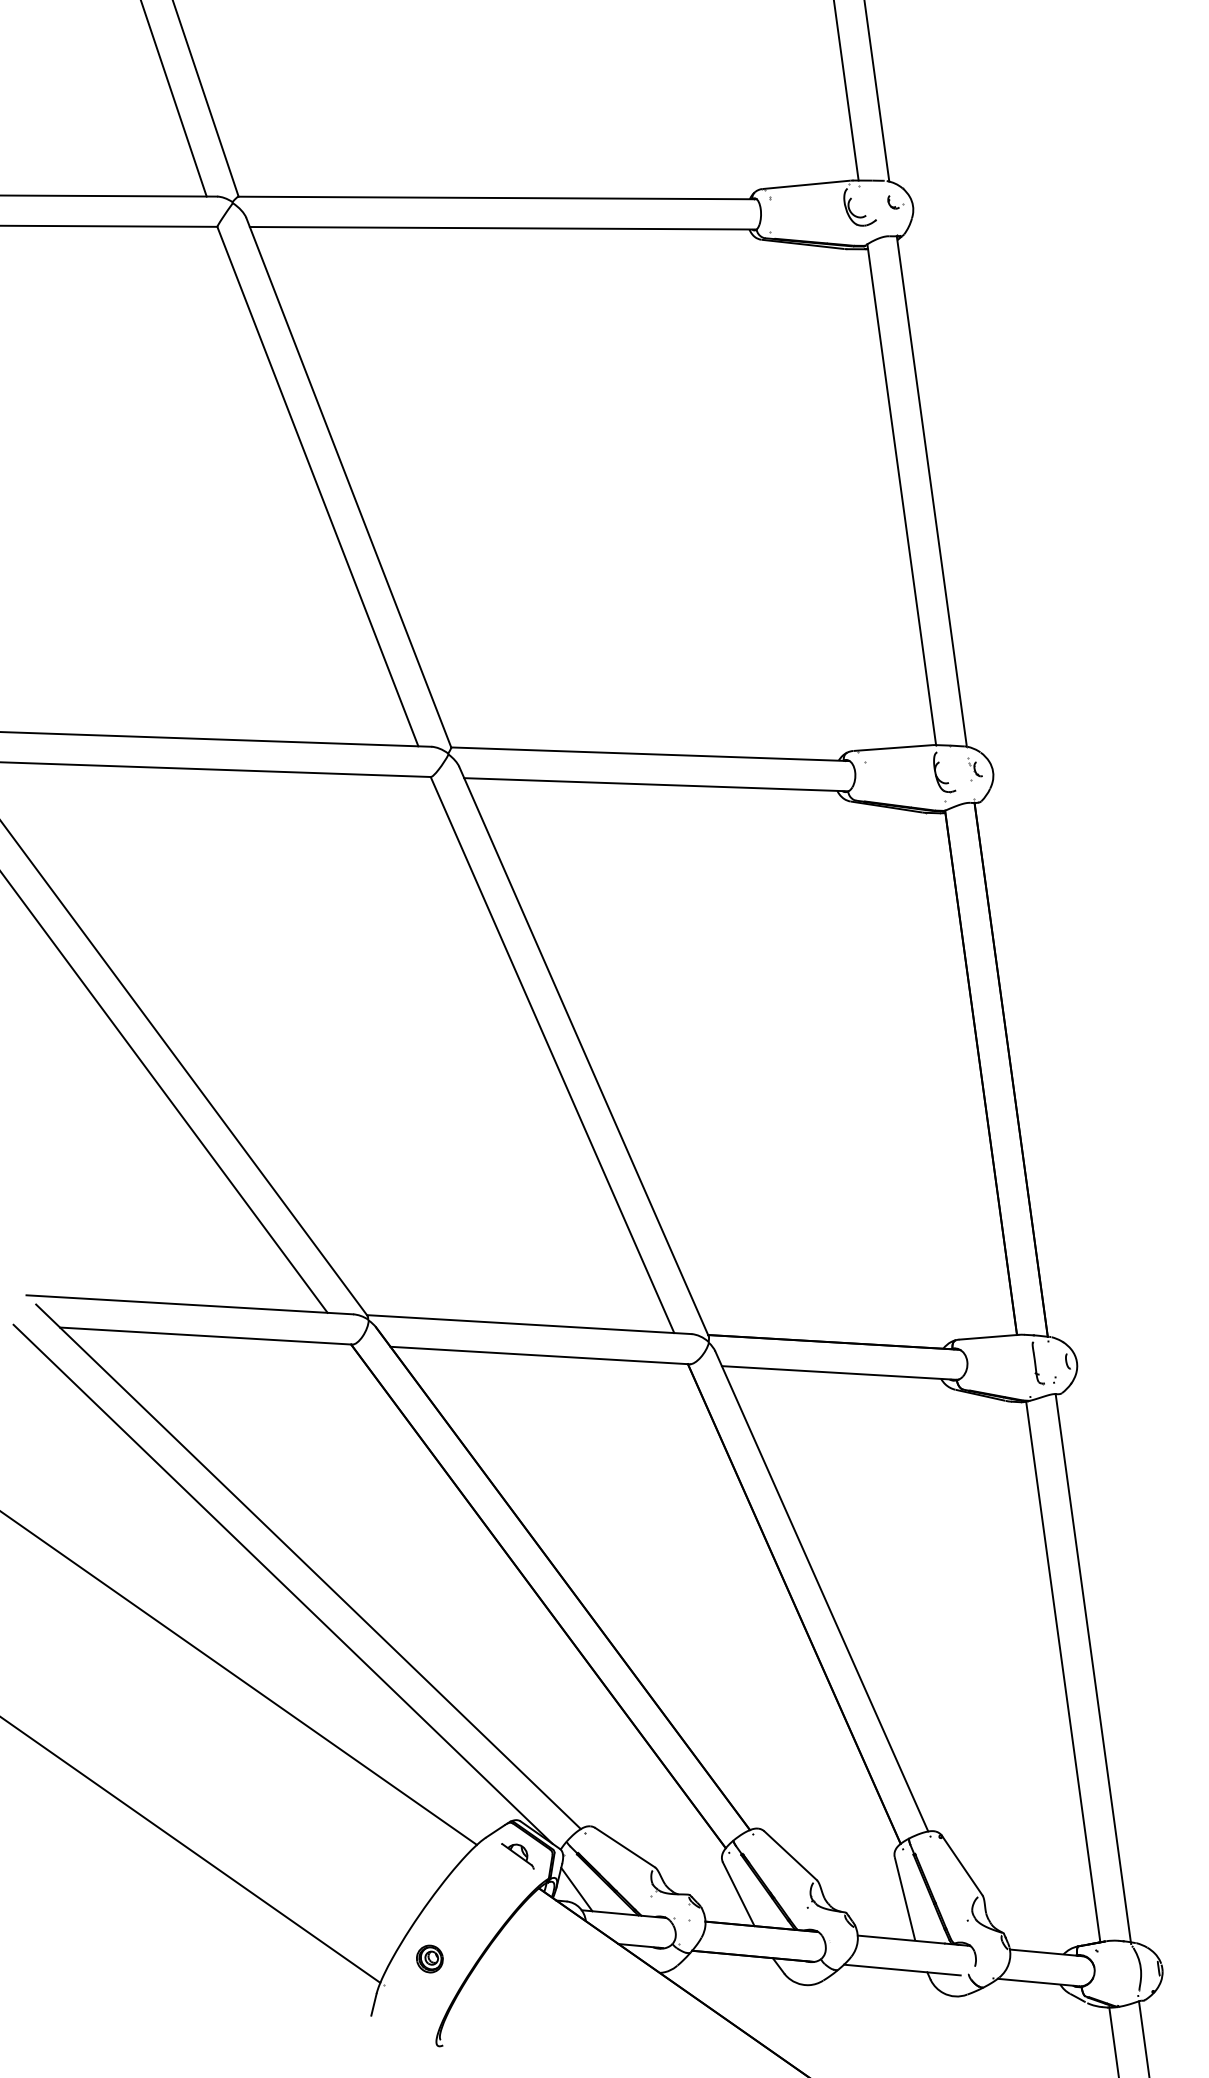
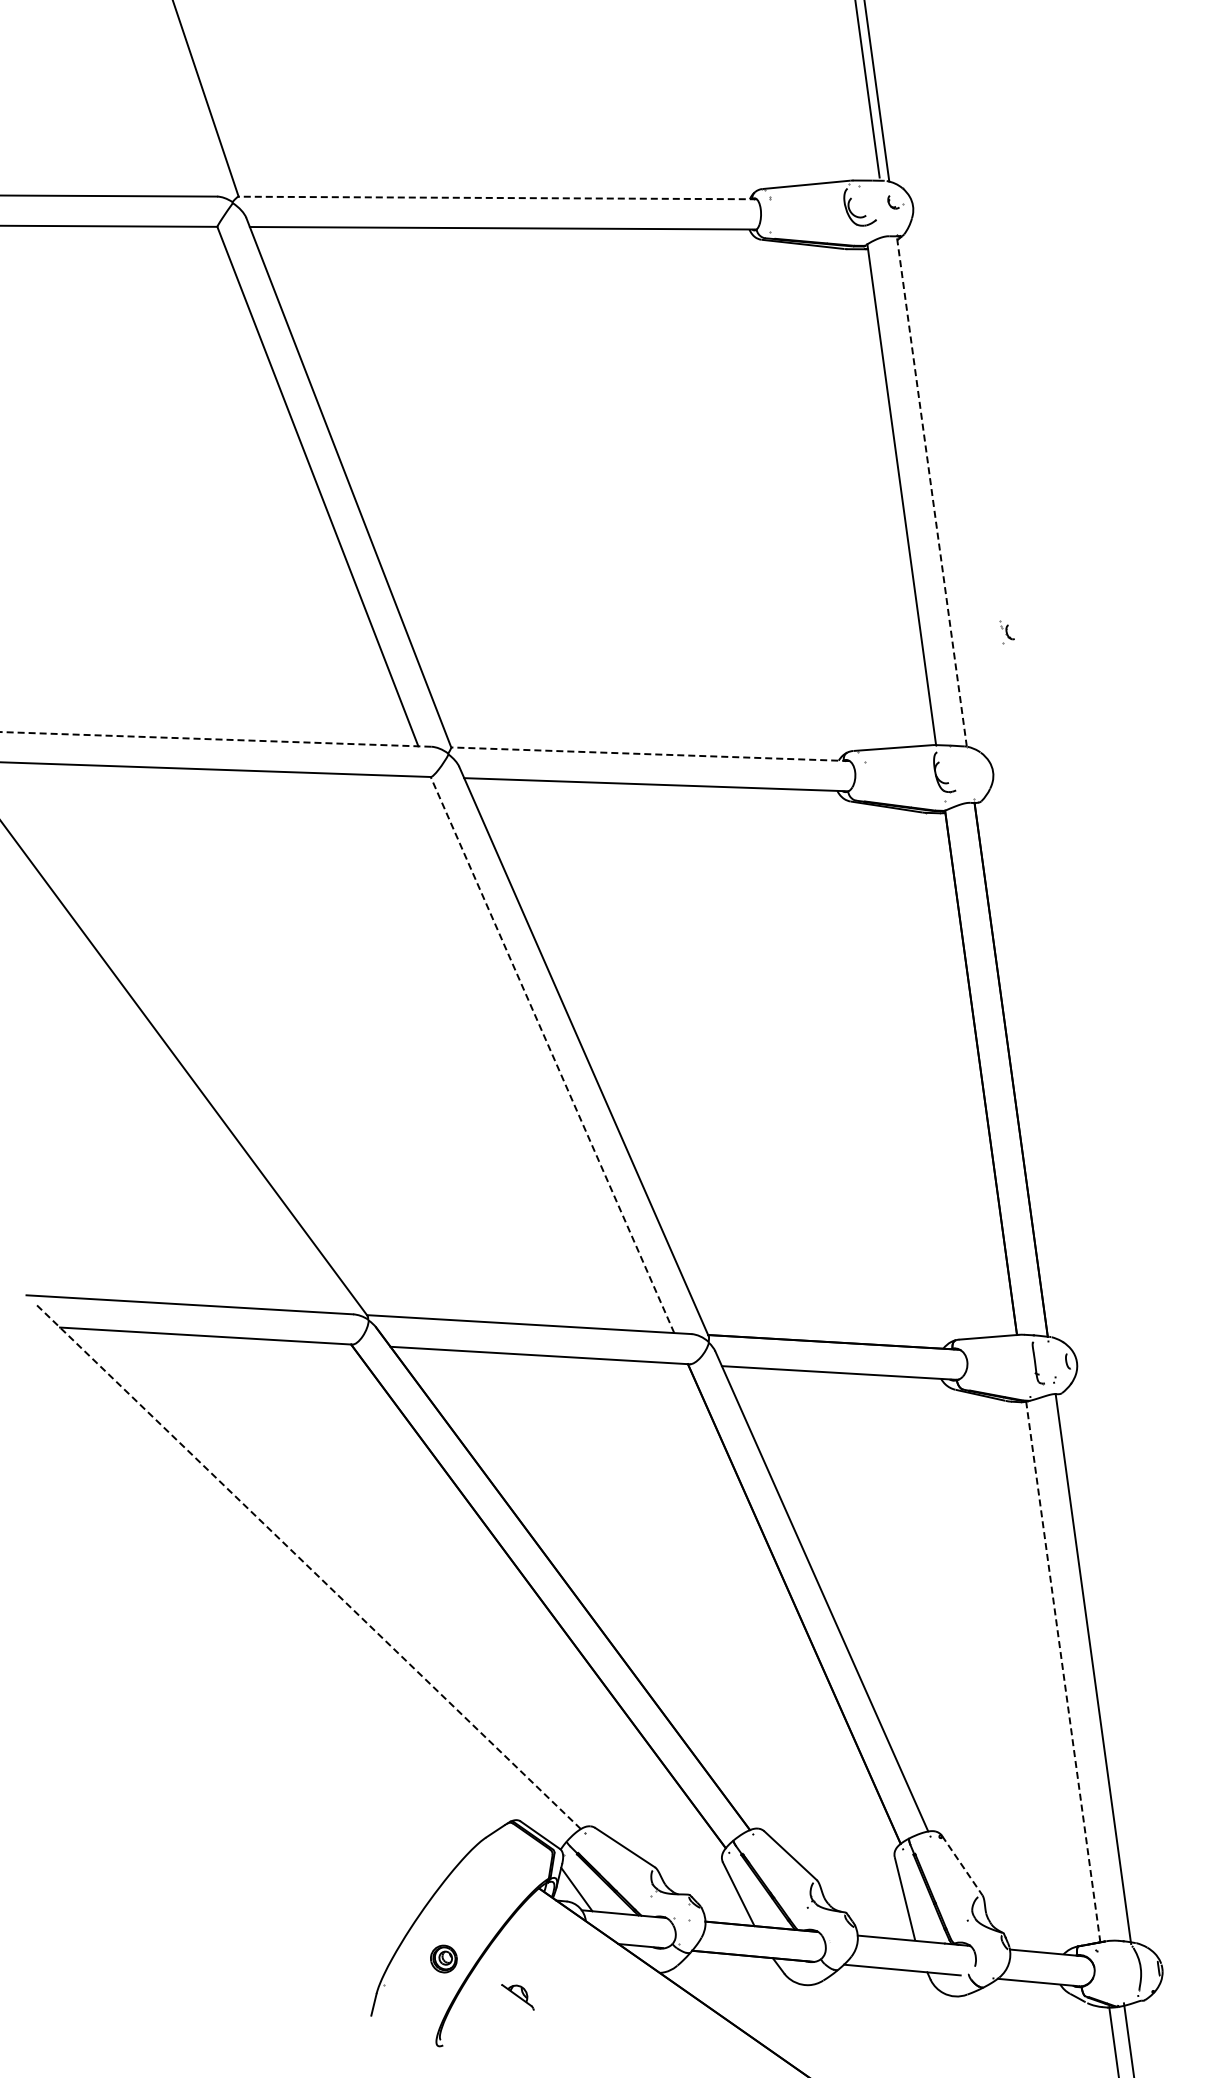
line position: (846, 91) -> (867, 89) (867, 89)
line: present -> none (173, 99)
line: solid -> dashed (497, 197)
line: solid -> dashed (931, 491)
line: solid -> dashed (215, 739)
line: solid -> dashed (649, 754)
part position: (974, 769) -> (1006, 632) (1006, 632)
line: solid -> dashed (552, 1055)
line: present -> none (164, 1092)
line: solid -> dashed (308, 1566)
line: present -> none (282, 1583)
line: solid -> dashed (1063, 1672)
line: present -> none (239, 1678)
line: present -> none (191, 1850)
part position: (517, 1856) -> (517, 1997) (517, 1997)
line: solid -> dashed (962, 1865)
part position: (429, 1958) -> (443, 1958) (443, 1958)
line position: (1143, 2037) -> (1128, 2038) (1128, 2038)
